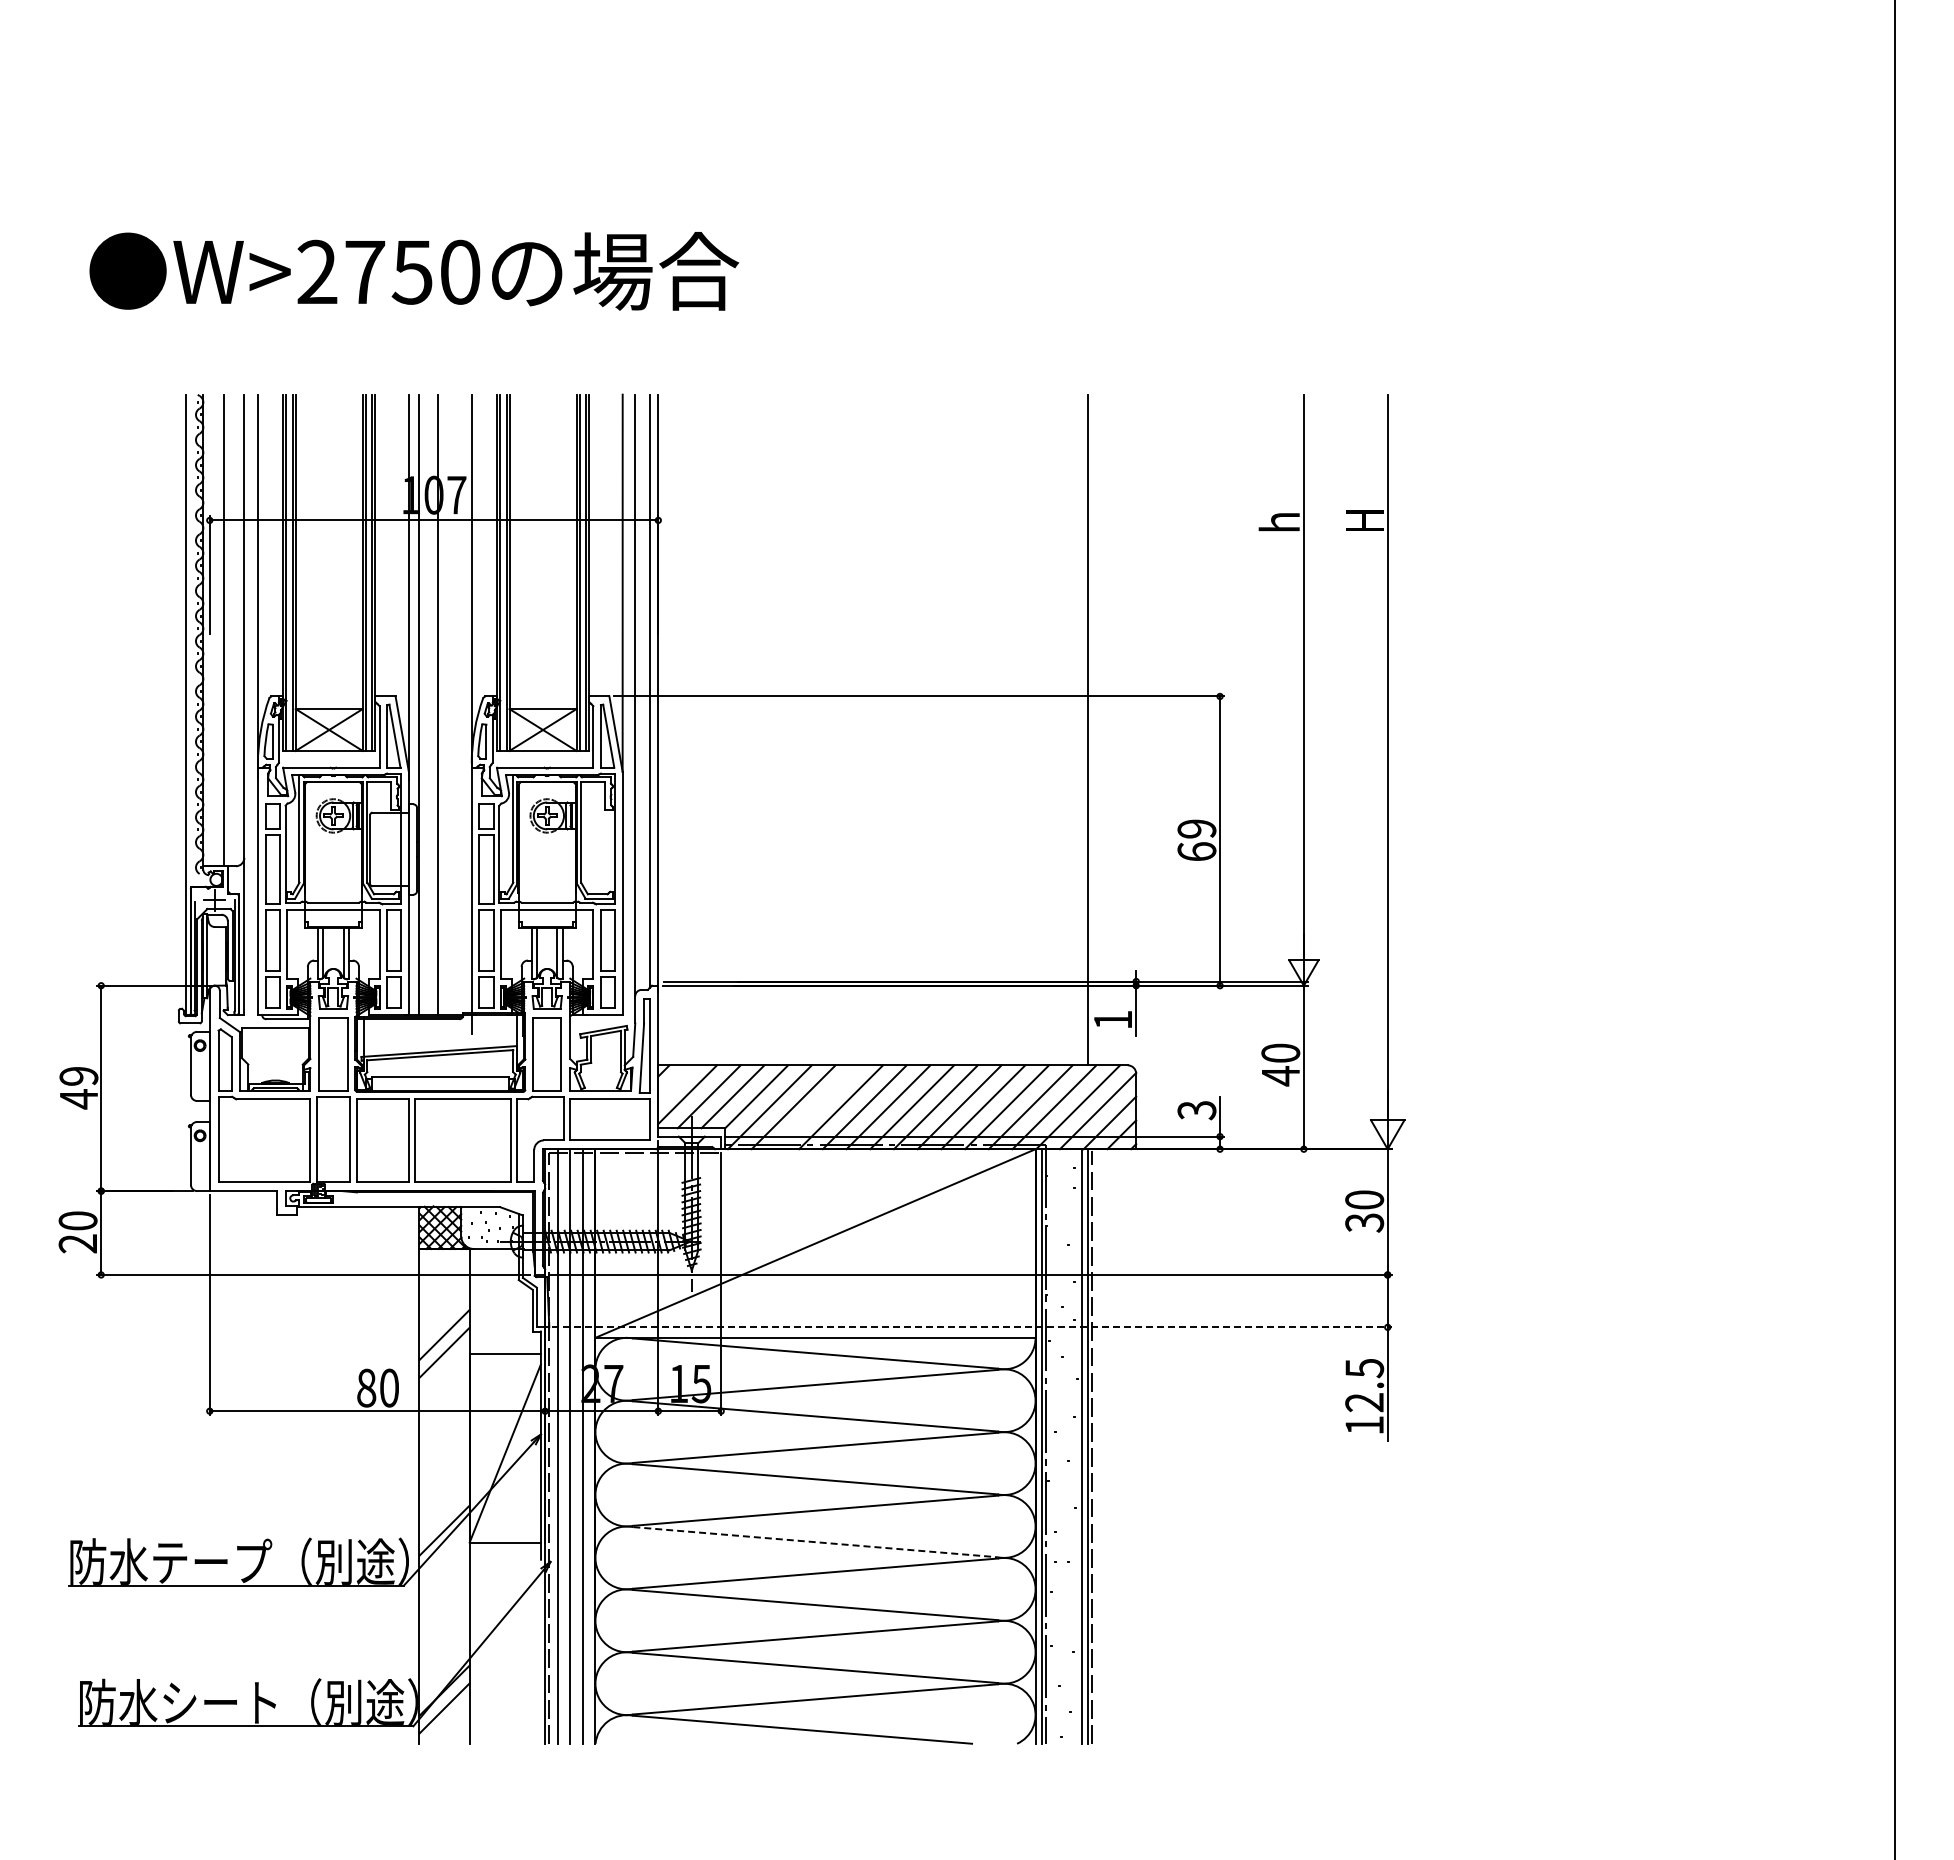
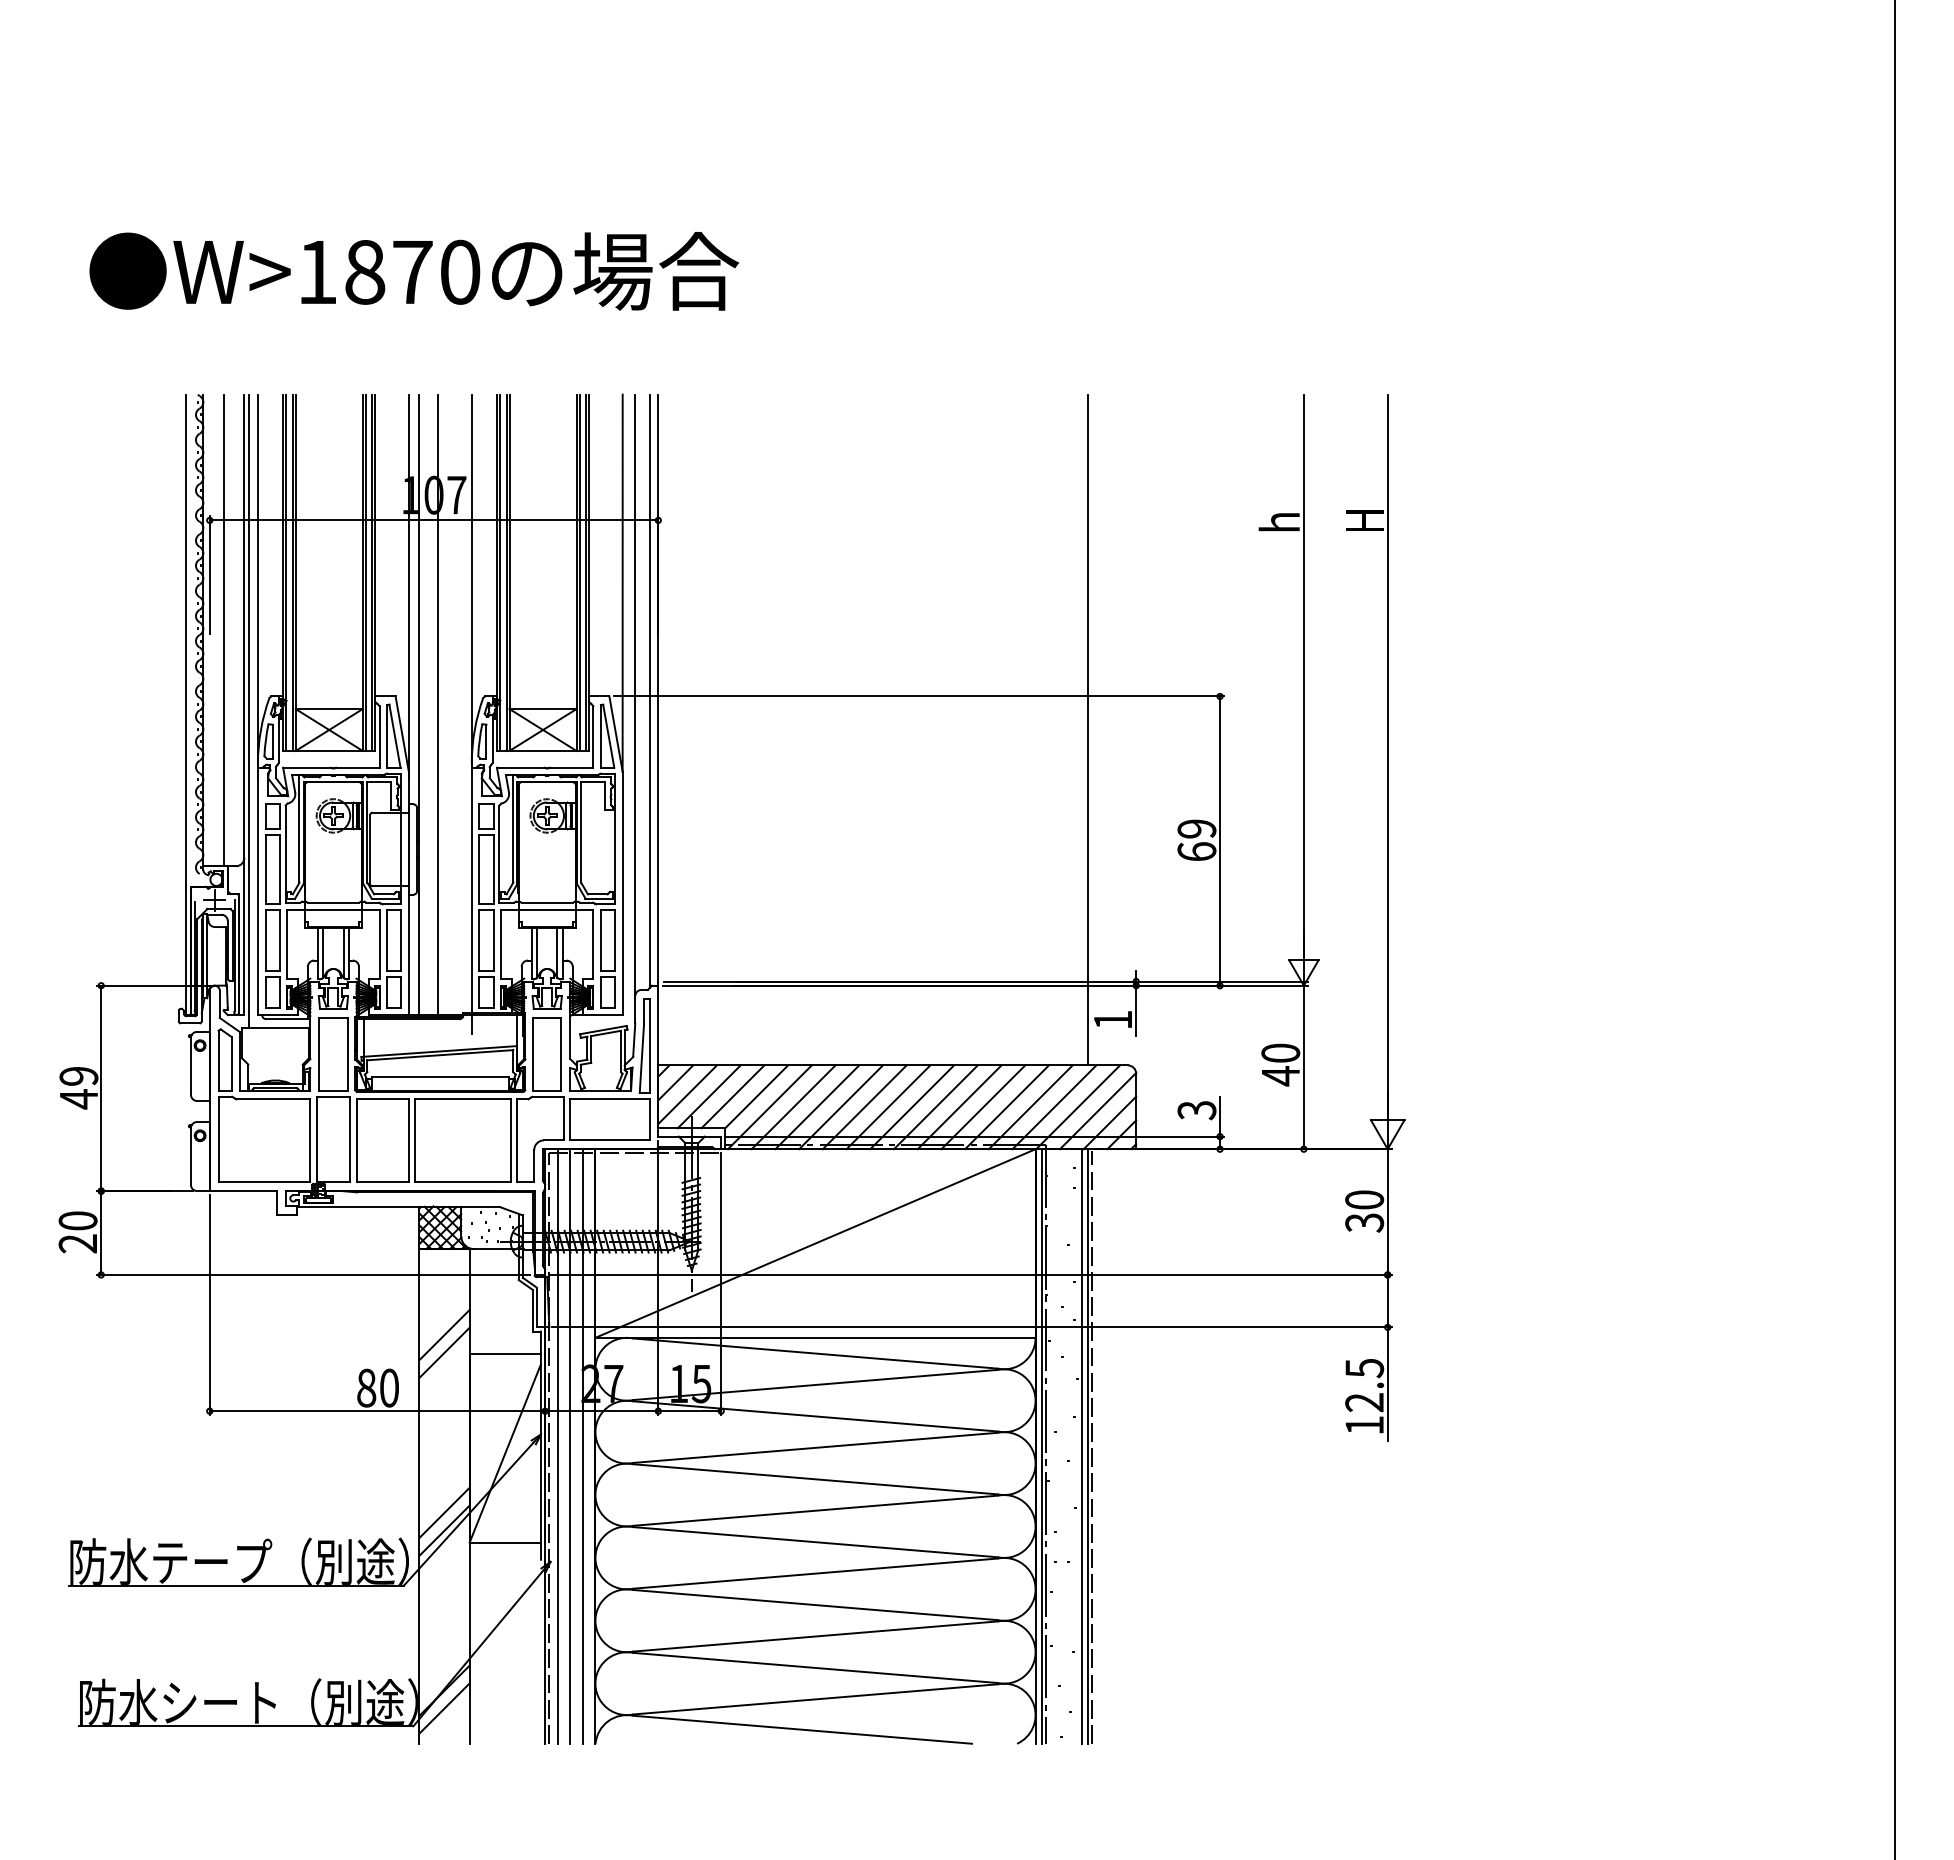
text: W>2750 -> W>1870 (364, 271)
line: none -> present (248, 710)
line: none -> present (675, 1082)
line: none -> present (817, 1107)
line: dashed -> solid (972, 1327)
line: none -> present (444, 1512)
line: dashed -> solid (815, 1542)
